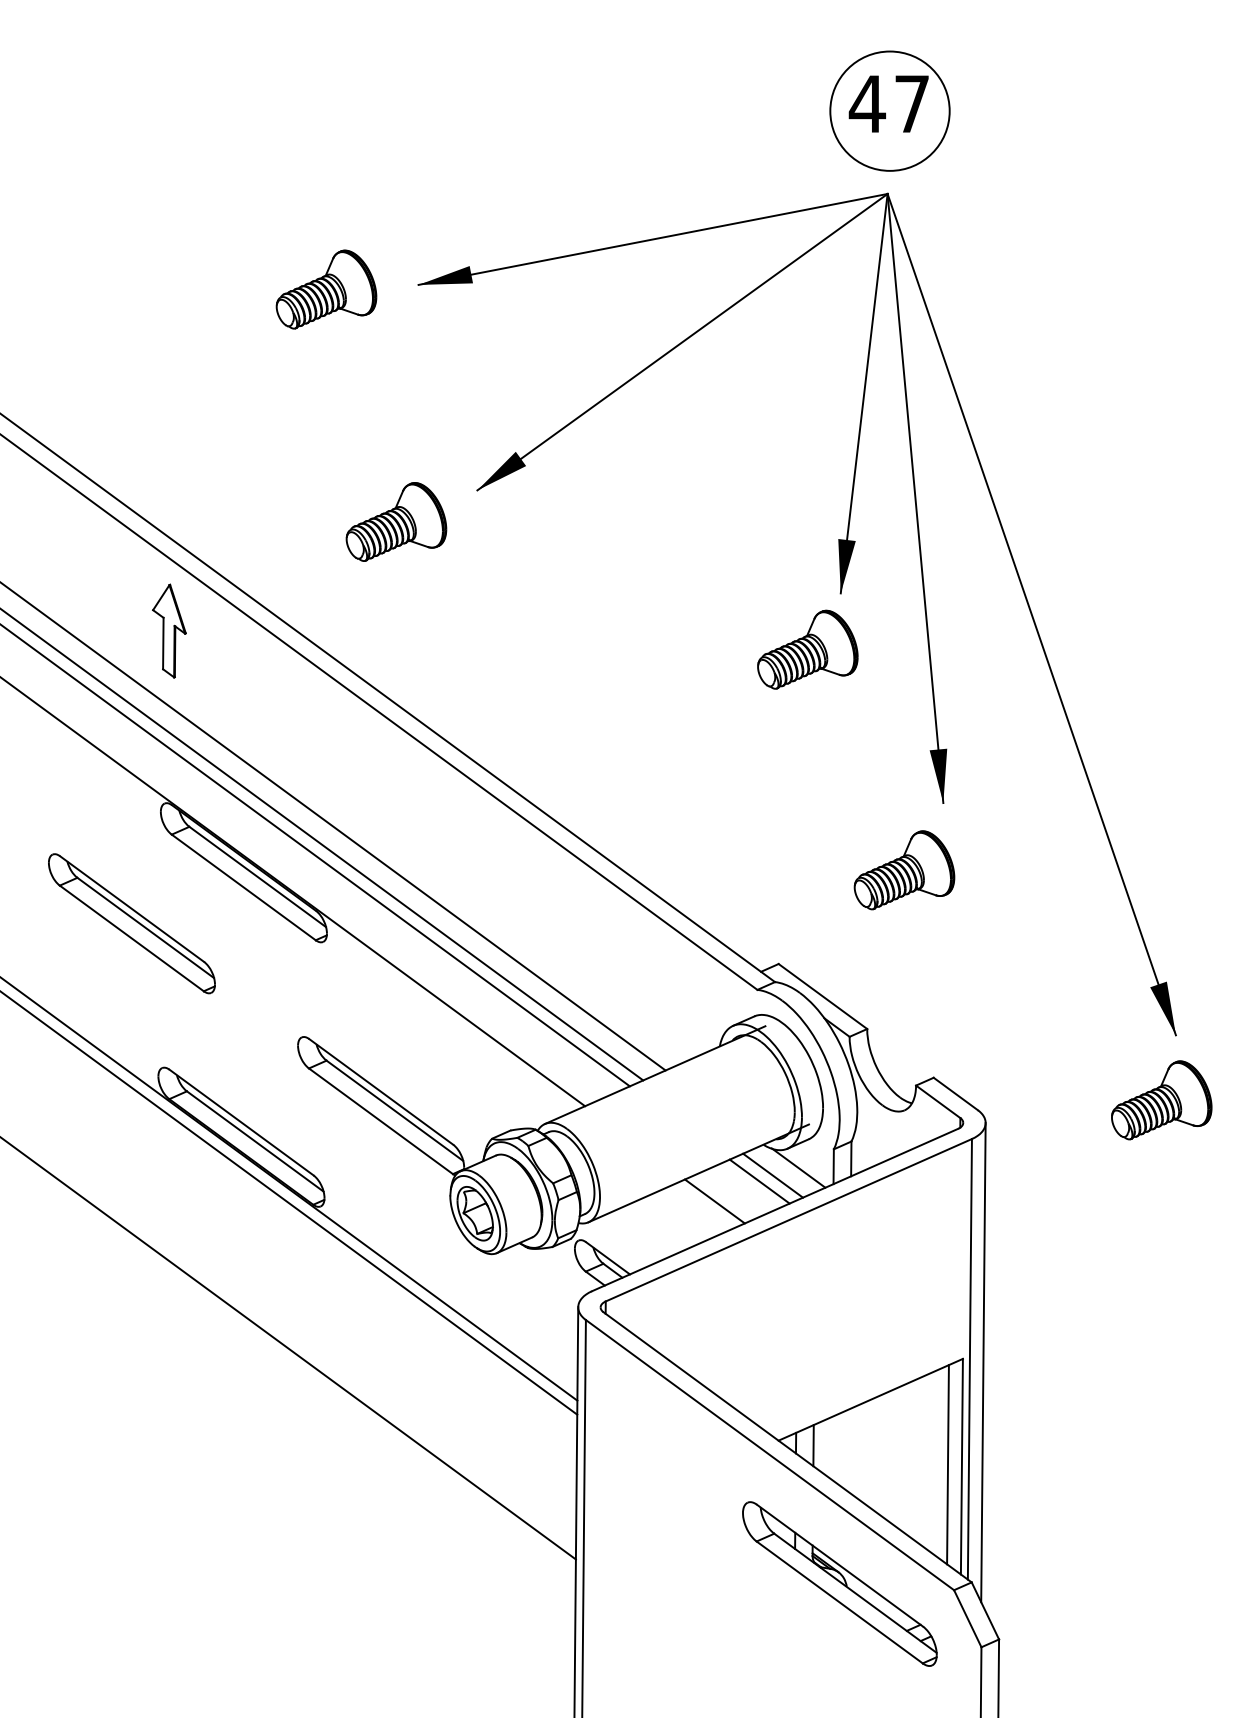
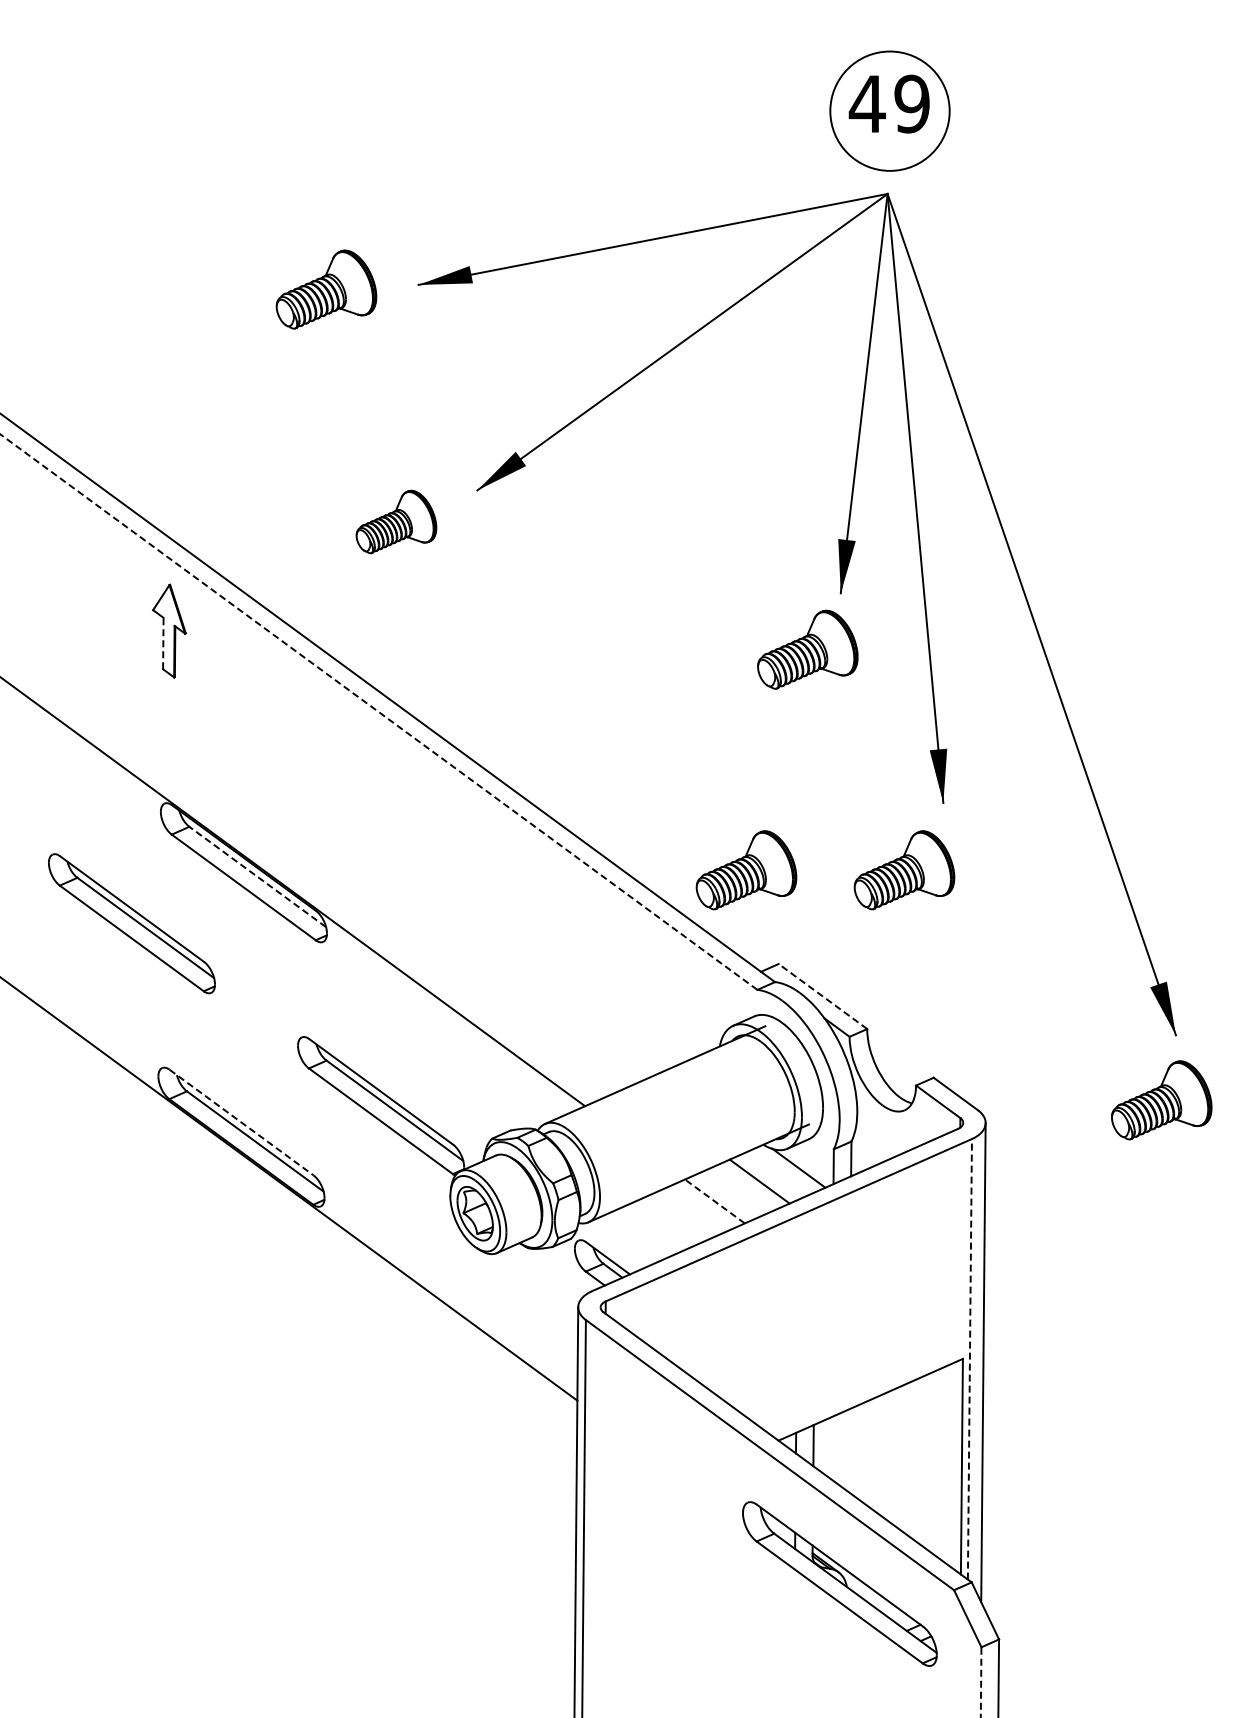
text: 47 -> 49 (911, 103)
part size: 103x80 px -> 83x66 px (396, 521)
line: solid -> dashed (163, 643)
line: solid -> dashed (378, 711)
line: present -> none (333, 826)
line: present -> none (322, 845)
line: present -> none (315, 855)
part: none -> present (746, 870)
line: solid -> dashed (257, 876)
line: solid -> dashed (822, 996)
line: solid -> dashed (242, 1122)
line: present -> none (773, 1175)
line: solid -> dashed (714, 1201)
line: present -> none (289, 1203)
line: present -> none (288, 1348)
line: solid -> dashed (969, 1358)
line: present -> none (947, 1464)
line: solid -> dashed (981, 1682)
